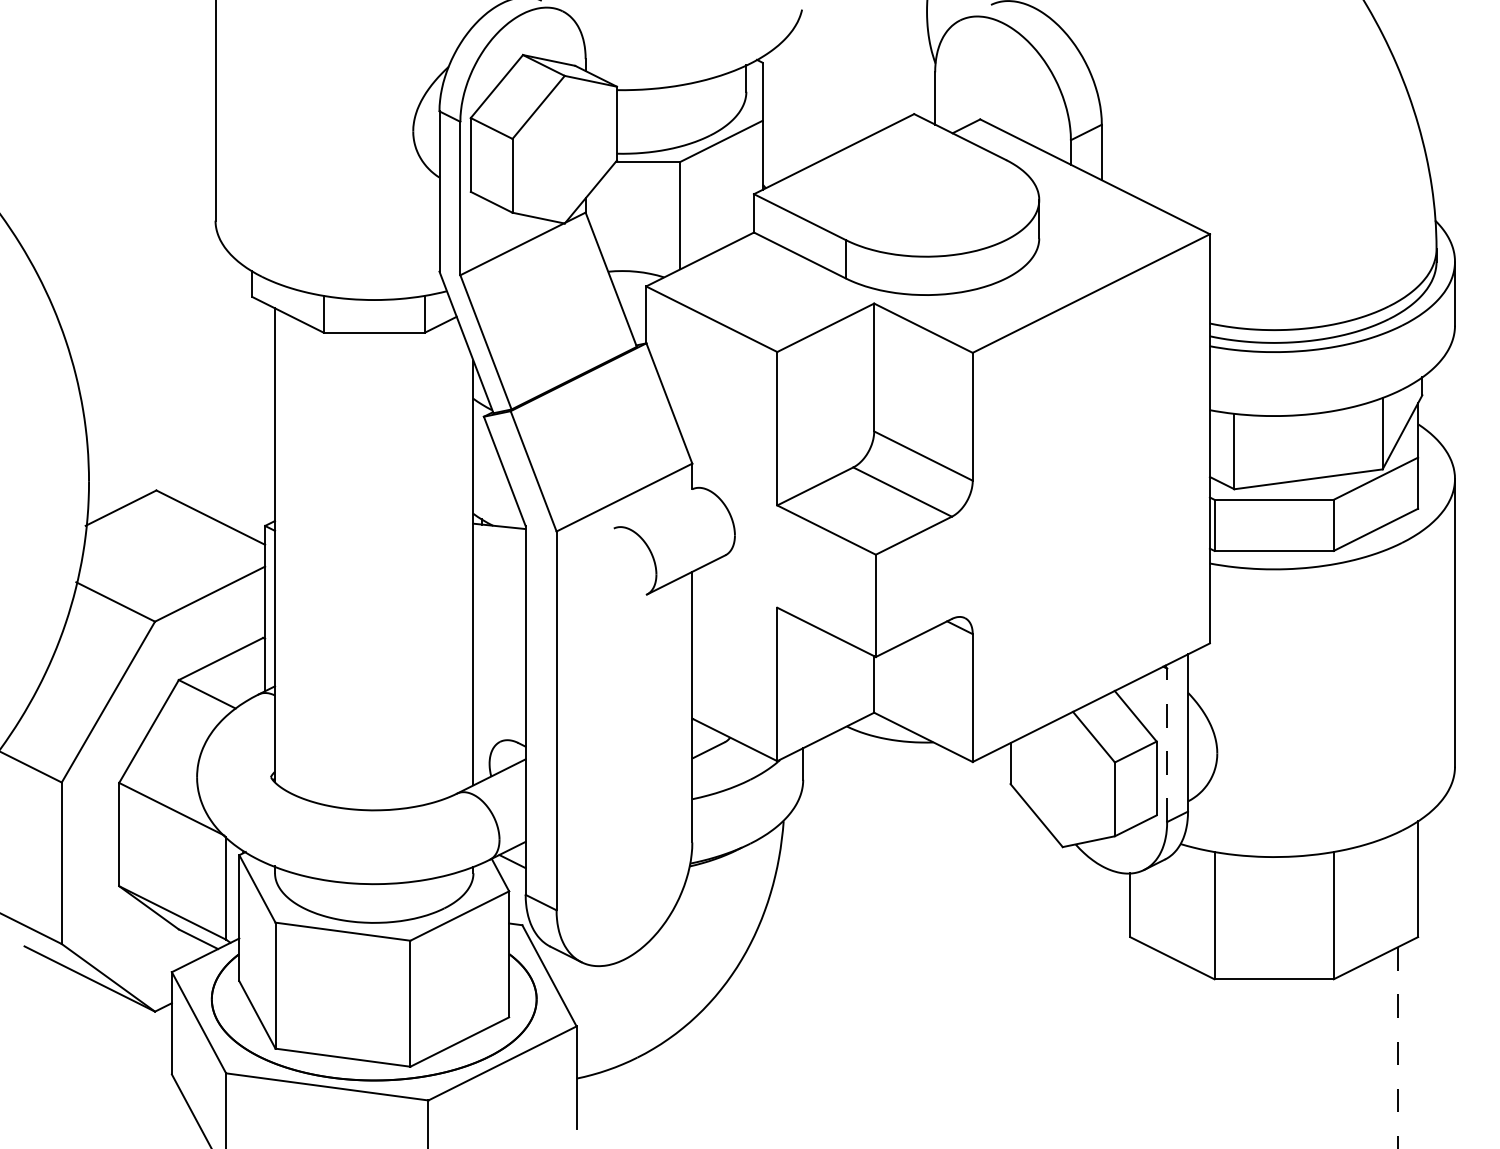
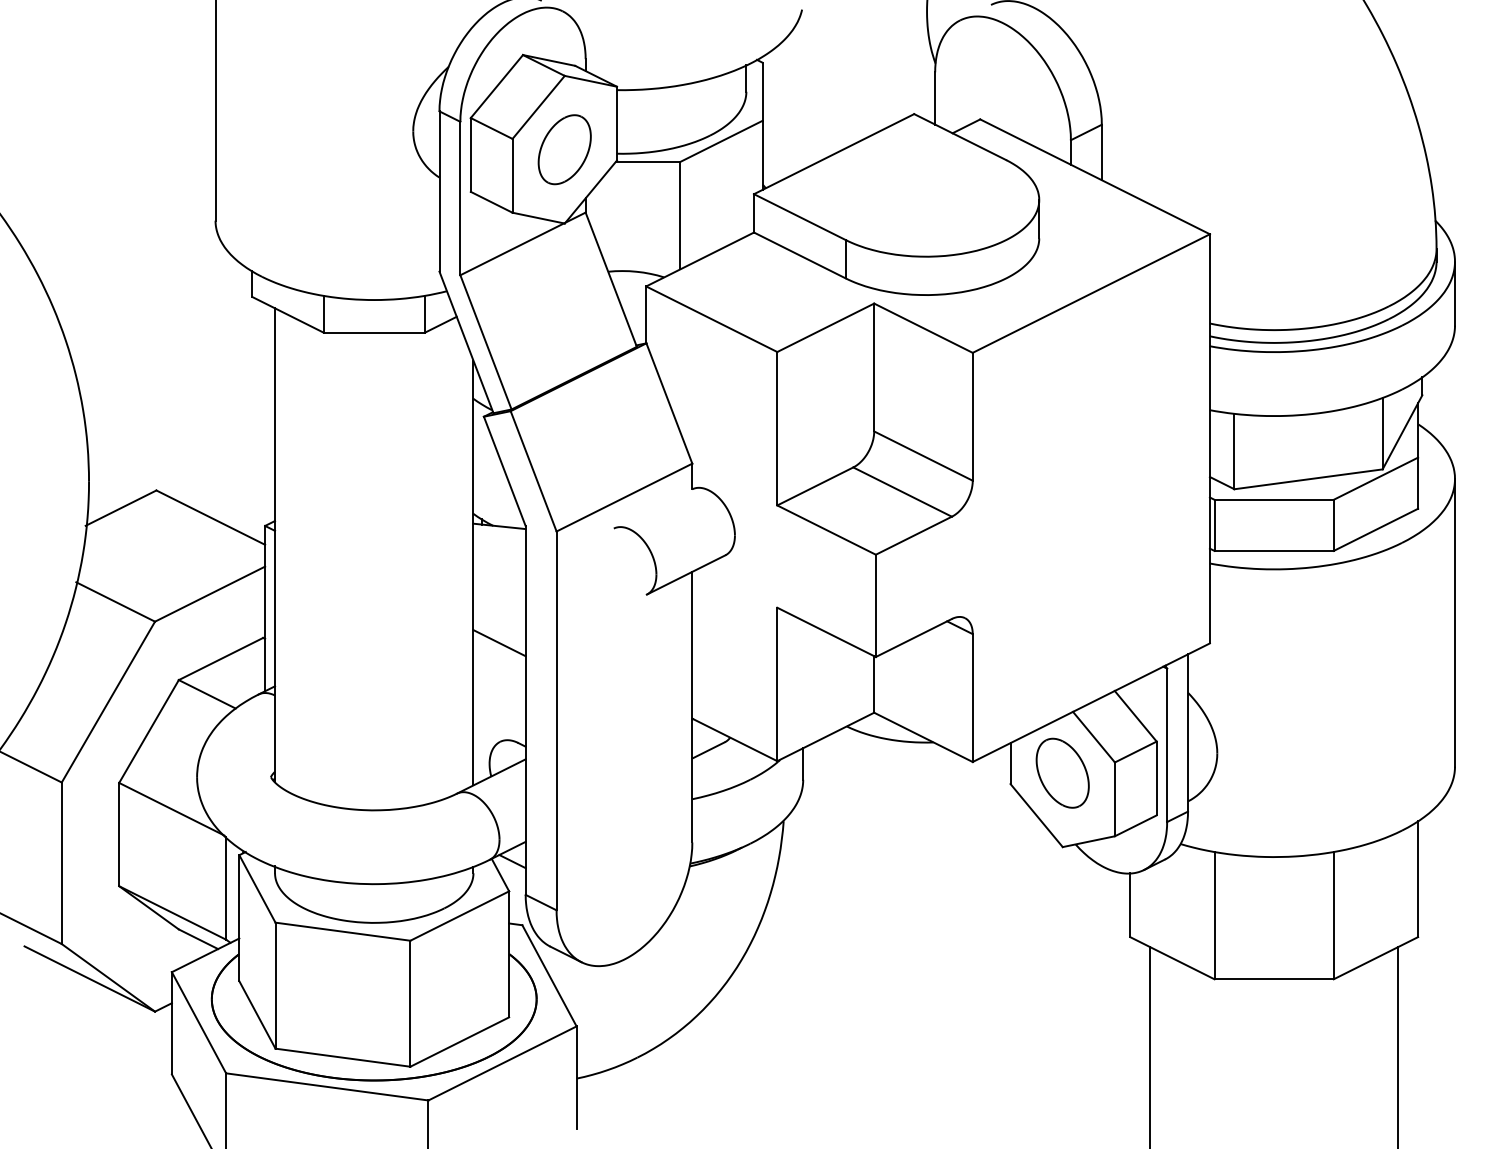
part: none -> present (564, 149)
line: none -> present (499, 643)
line: dashed -> solid (1167, 745)
part: none -> present (1062, 772)
line: none -> present (1150, 1046)
line: dashed -> solid (1398, 1048)
